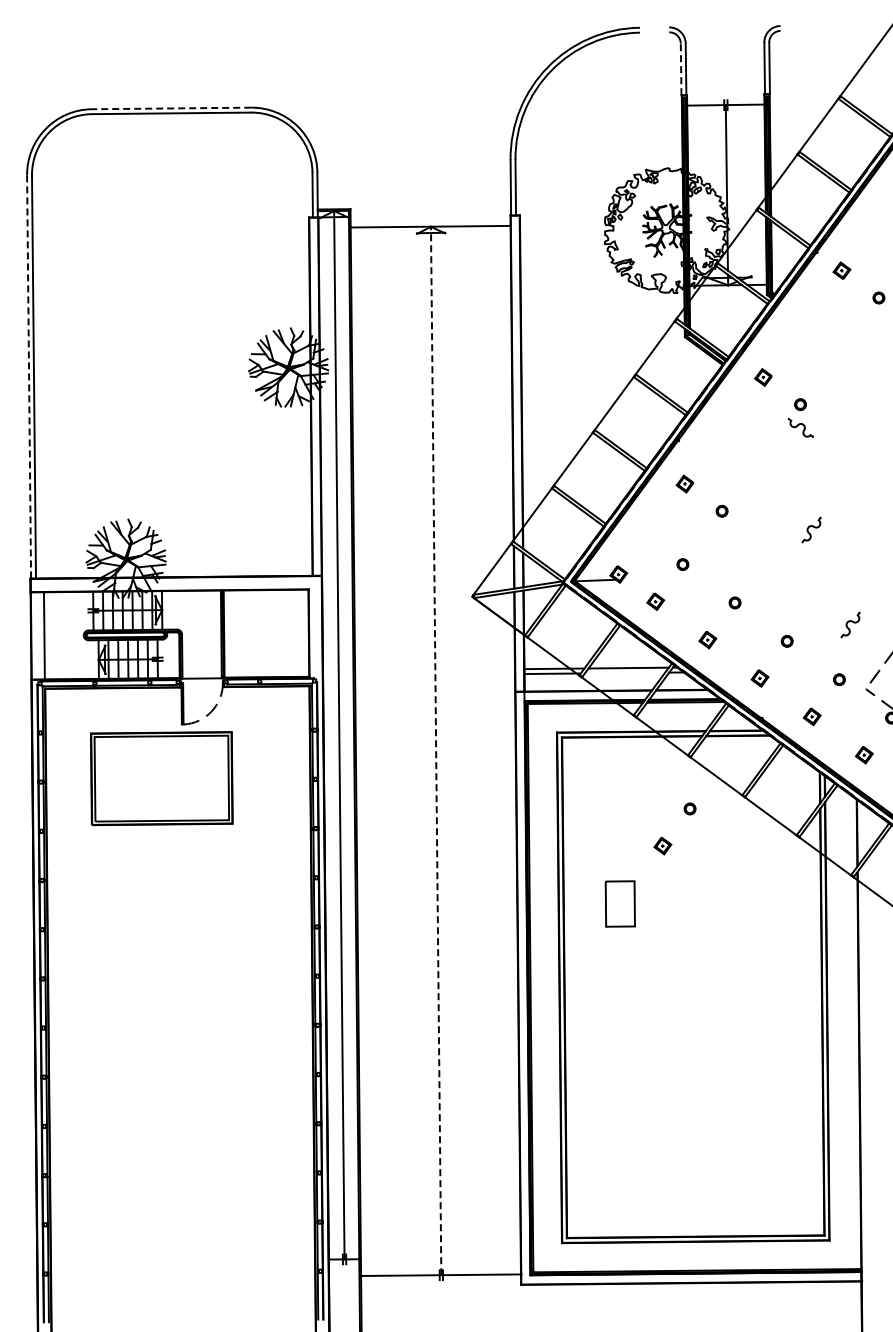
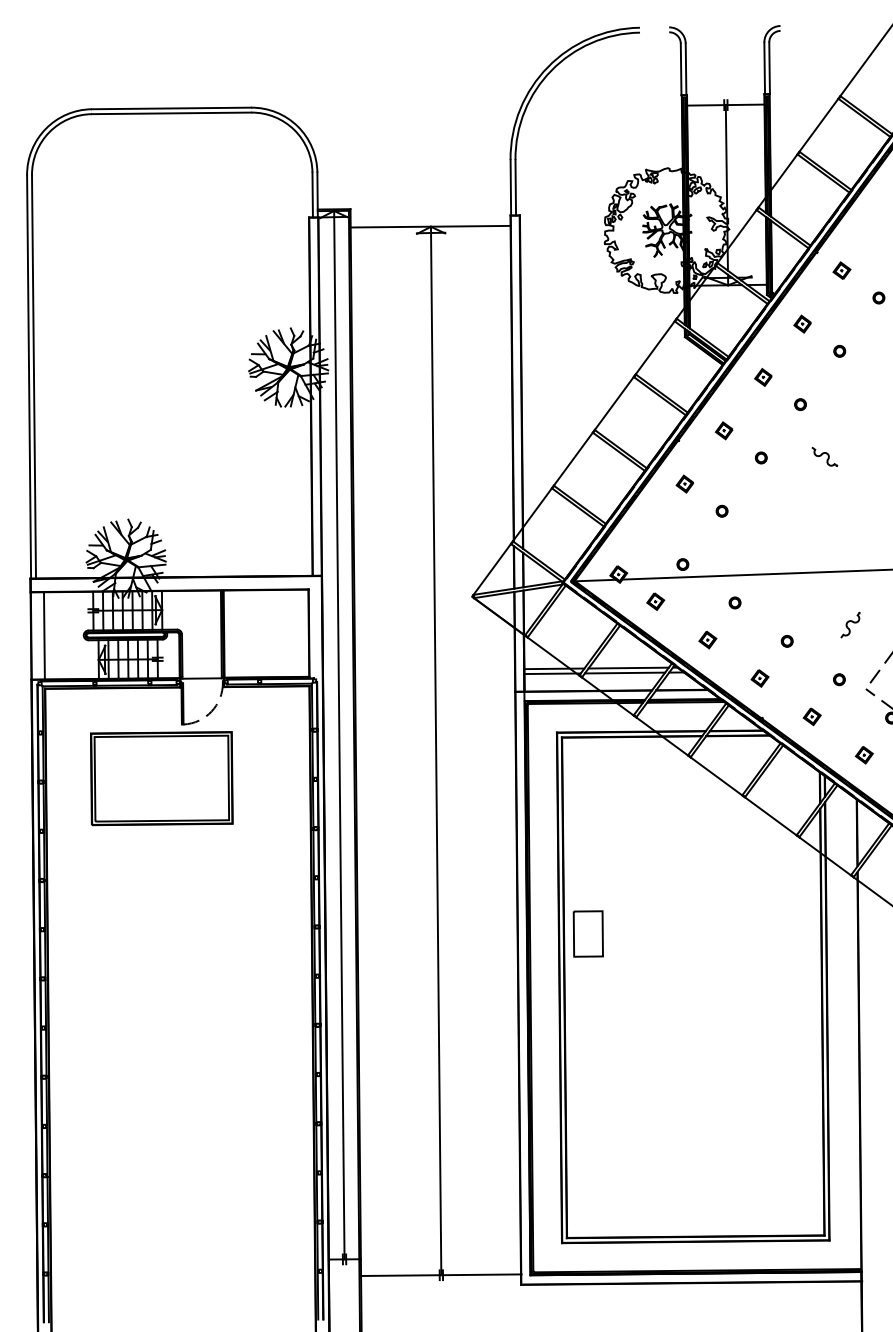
line: dashed -> solid (681, 69)
line: dashed -> solid (171, 108)
part: none -> present (808, 328)
line: dashed -> solid (29, 377)
part position: (800, 427) -> (824, 456) (824, 456)
part: none -> present (731, 433)
part: present -> none (811, 529)
line: none -> present (755, 574)
line: none -> present (624, 672)
line: dashed -> solid (436, 750)
part: present -> none (666, 839)
part position: (619, 903) -> (587, 933) (587, 933)
